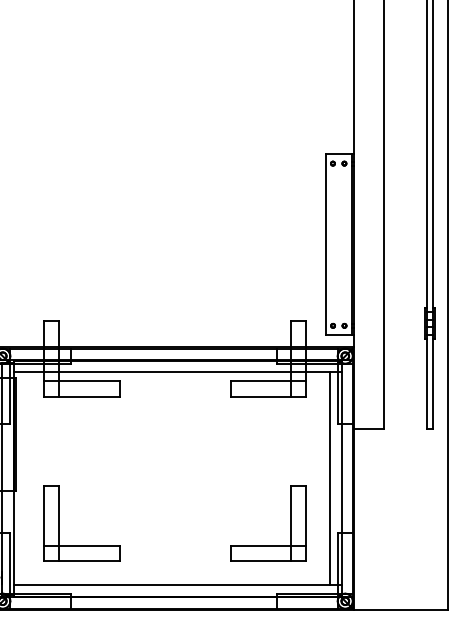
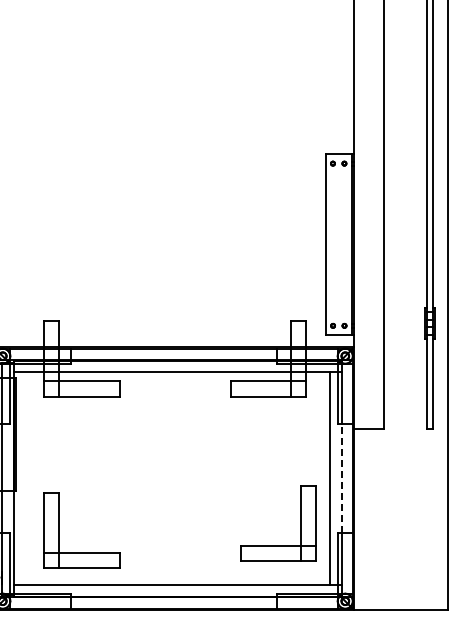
line: solid -> dashed (341, 478)
part position: (59, 523) -> (59, 530) (59, 530)
part position: (290, 523) -> (300, 523) (300, 523)
